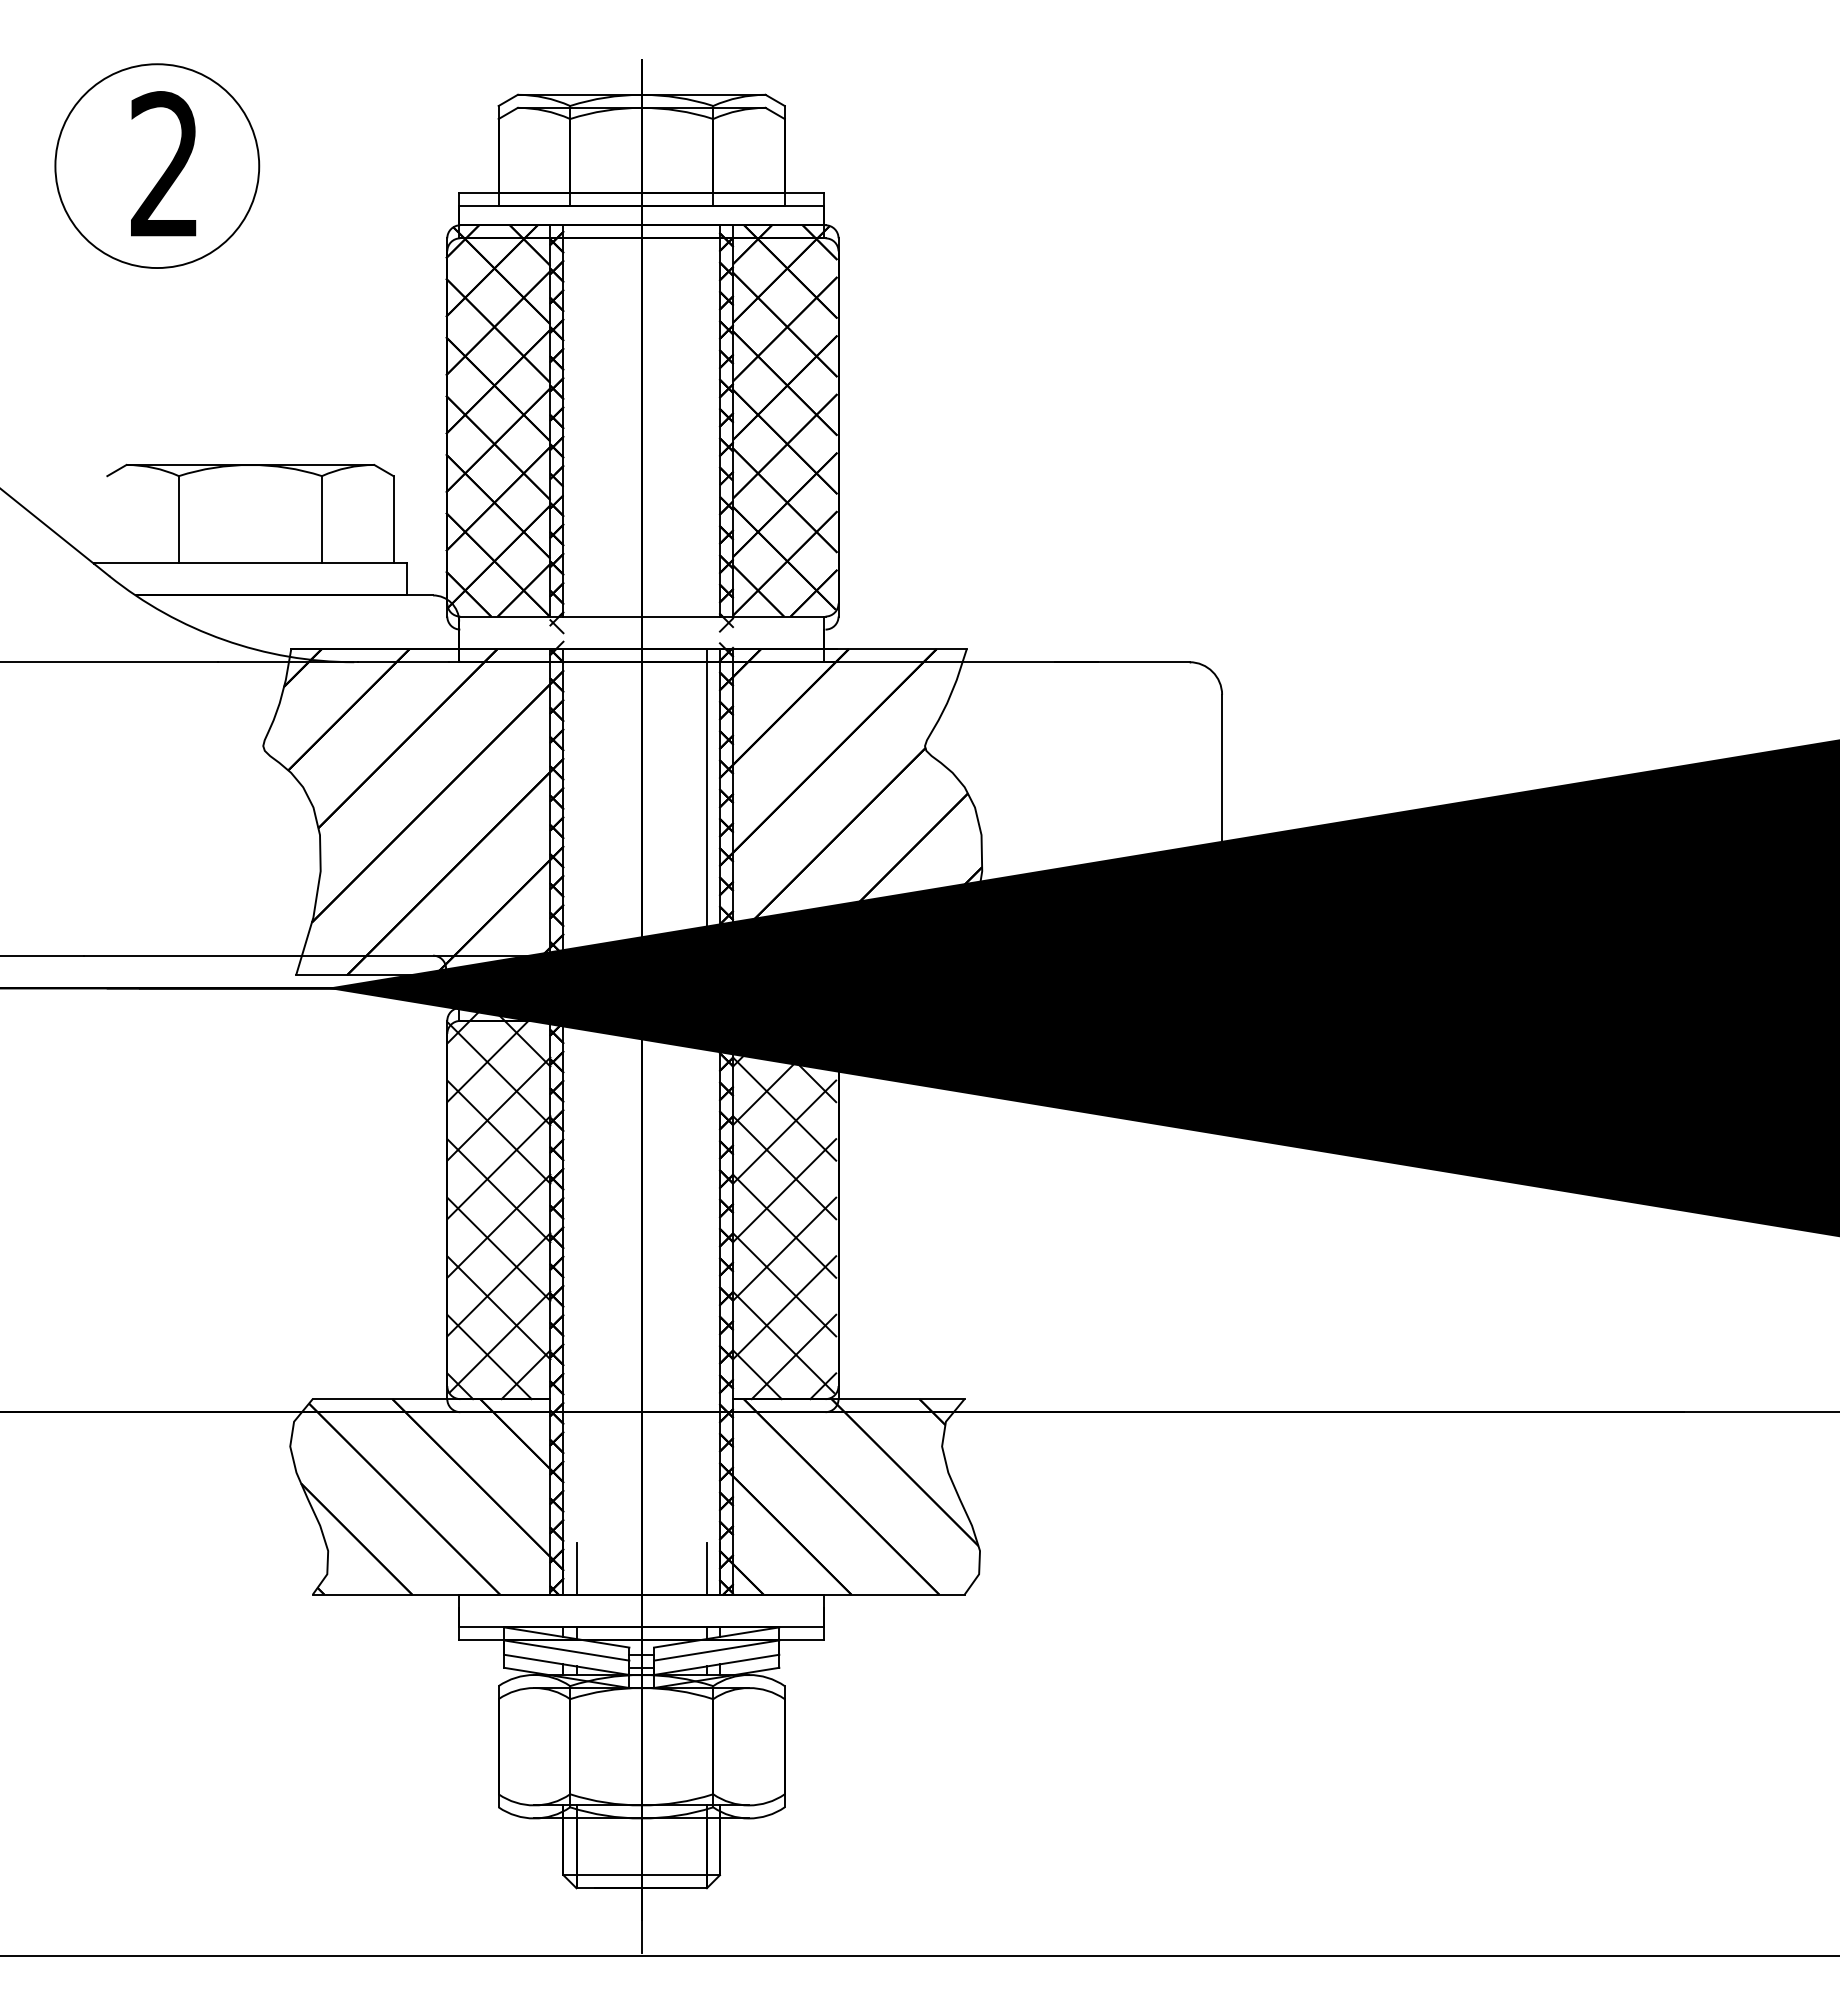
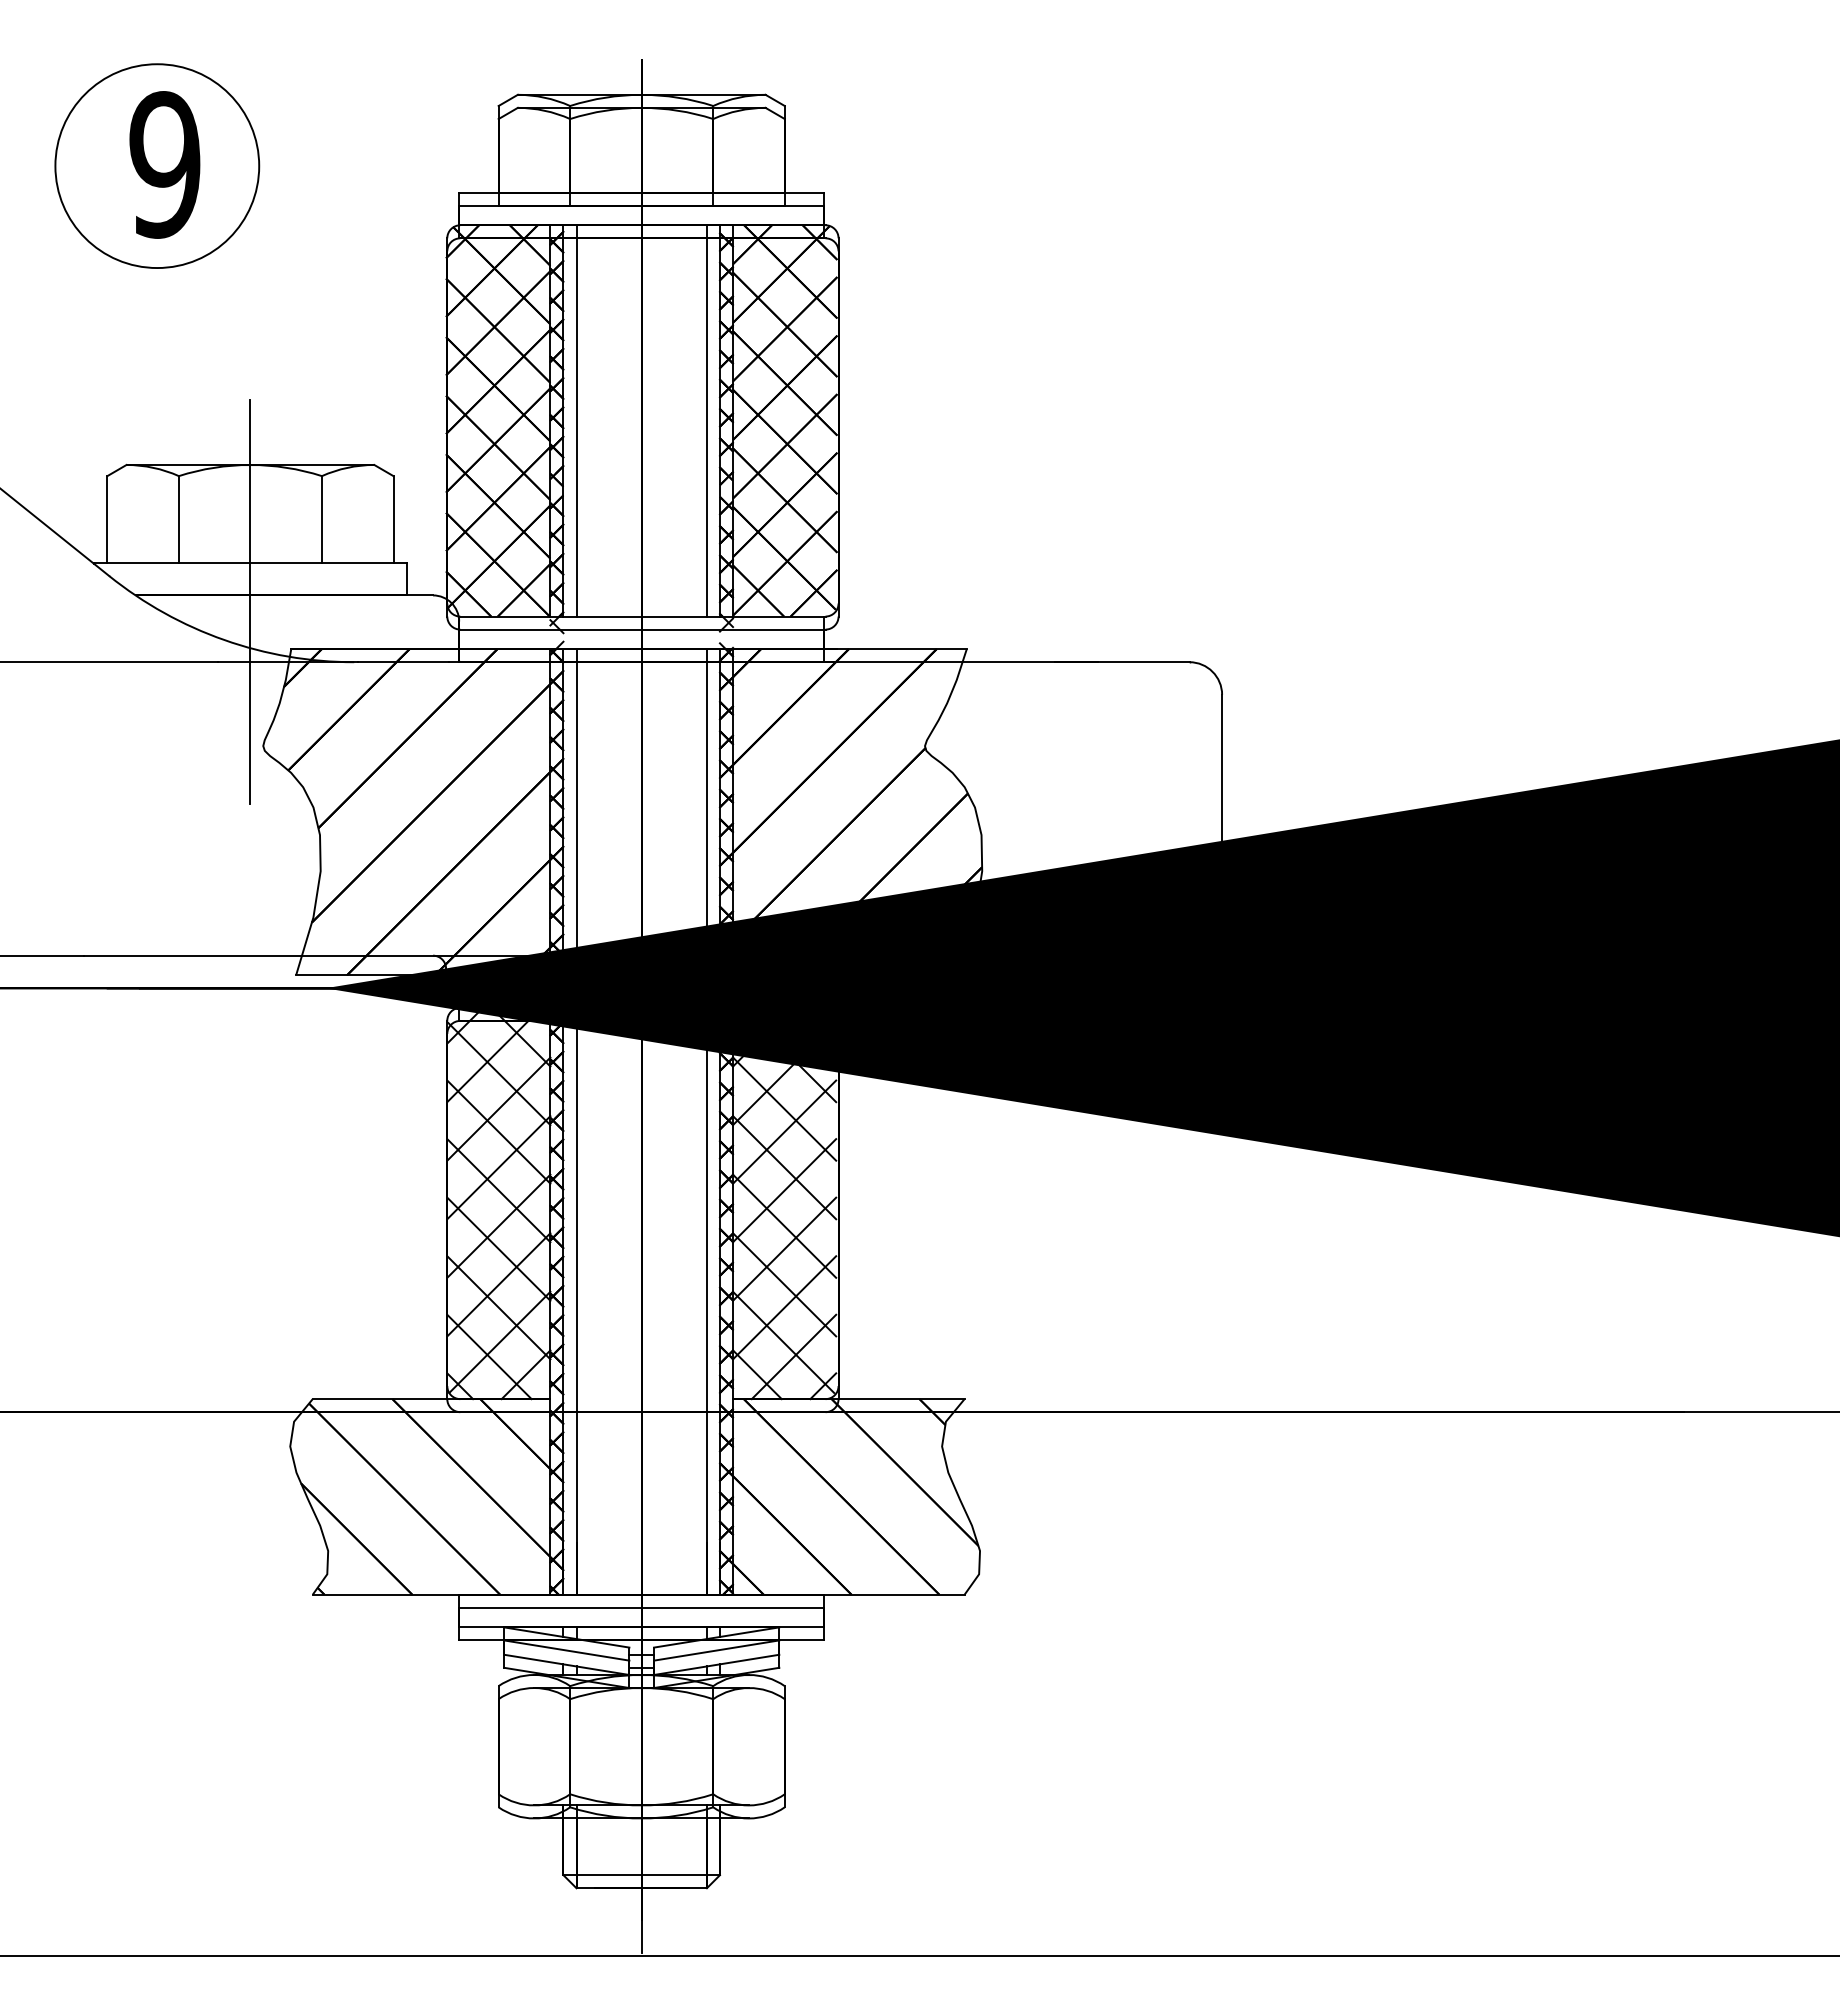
text: 2 -> 9 (164, 164)
line: none -> present (576, 420)
line: none -> present (706, 420)
line: none -> present (107, 519)
line: none -> present (250, 601)
line: none -> present (642, 629)
line: none -> present (576, 812)
line: none -> present (576, 1300)
line: none -> present (706, 1300)
line: none -> present (641, 1607)
